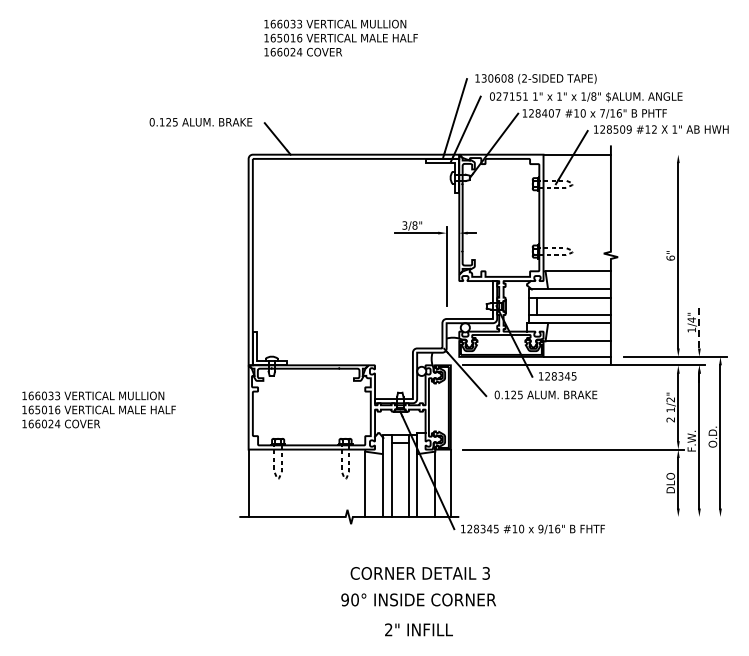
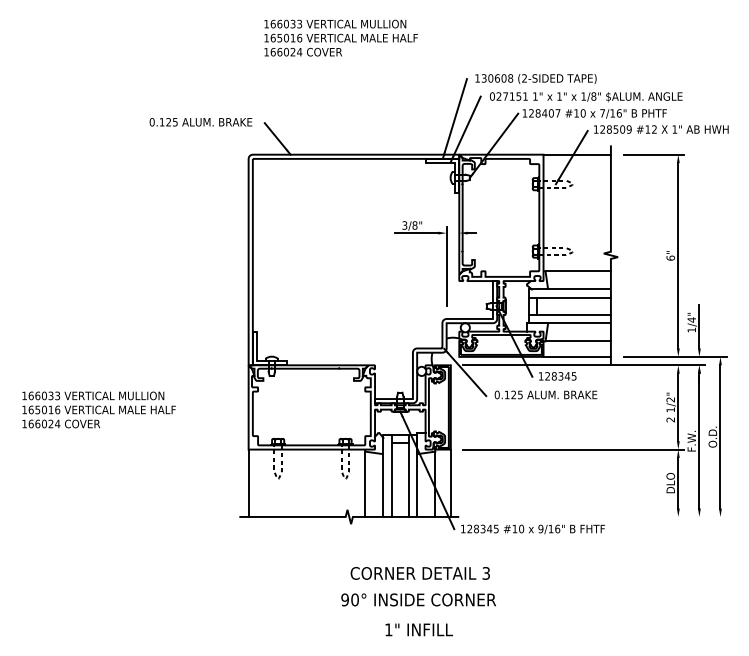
line: none -> present (653, 154)
line: dashed -> solid (699, 326)
text: 2" -> 1" (388, 629)
